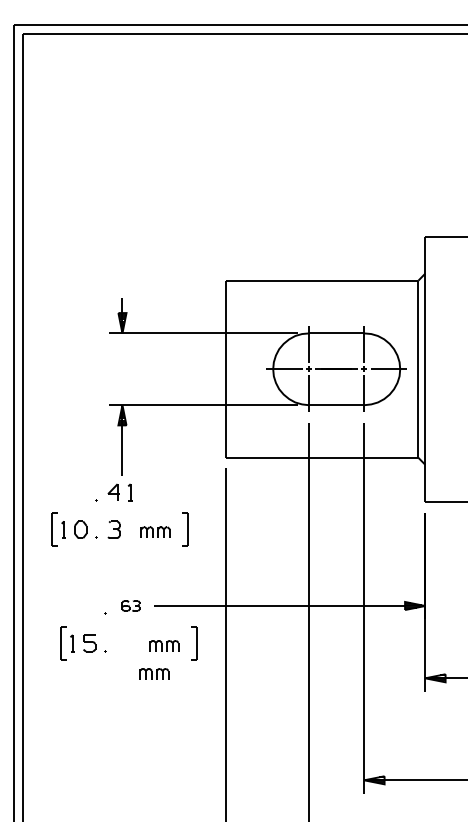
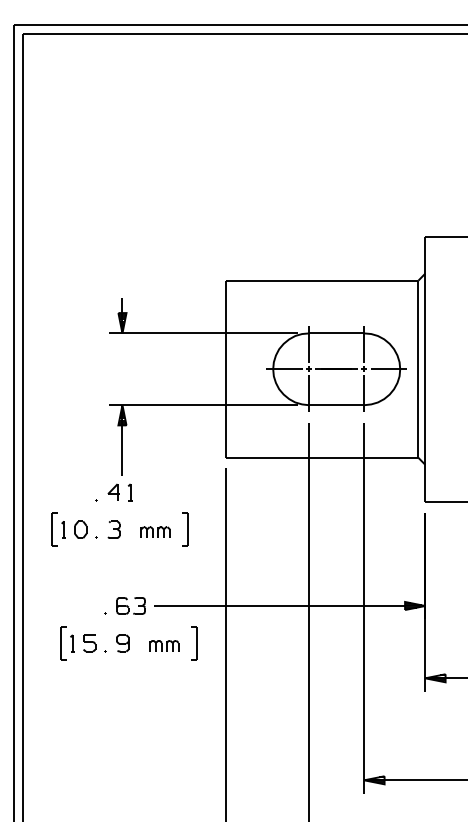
part size: 20x12 px -> 30x18 px (130, 605)
part: none -> present (122, 643)
part: present -> none (154, 673)
